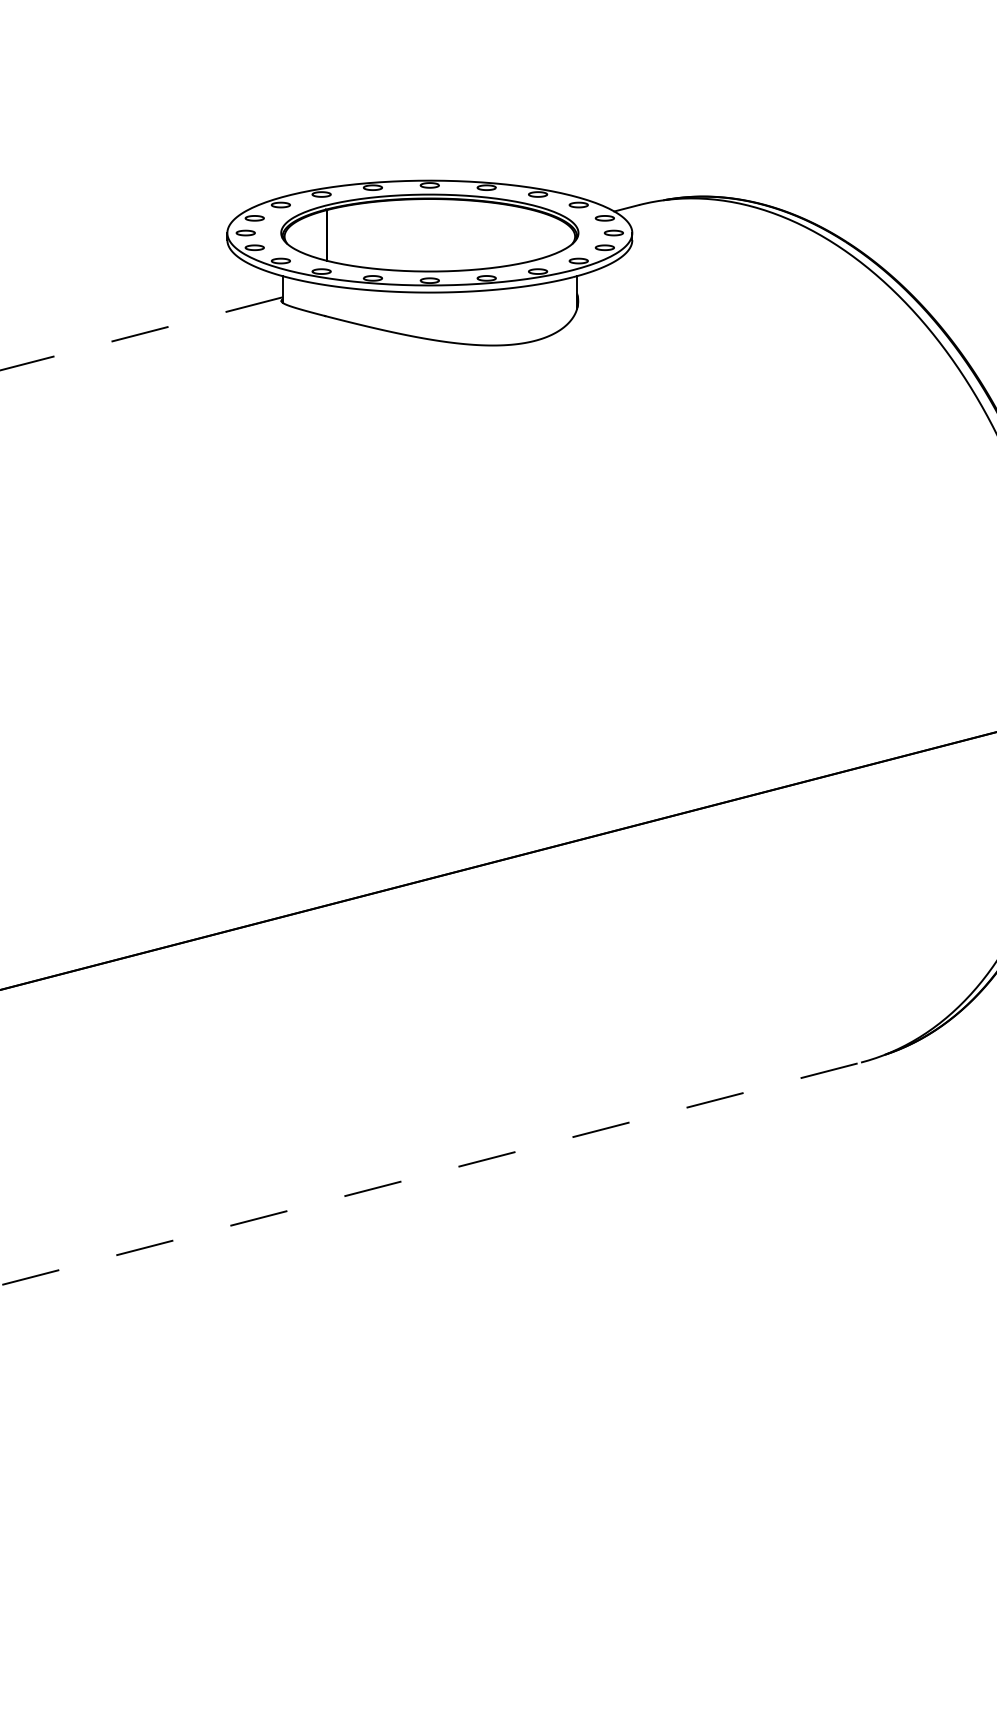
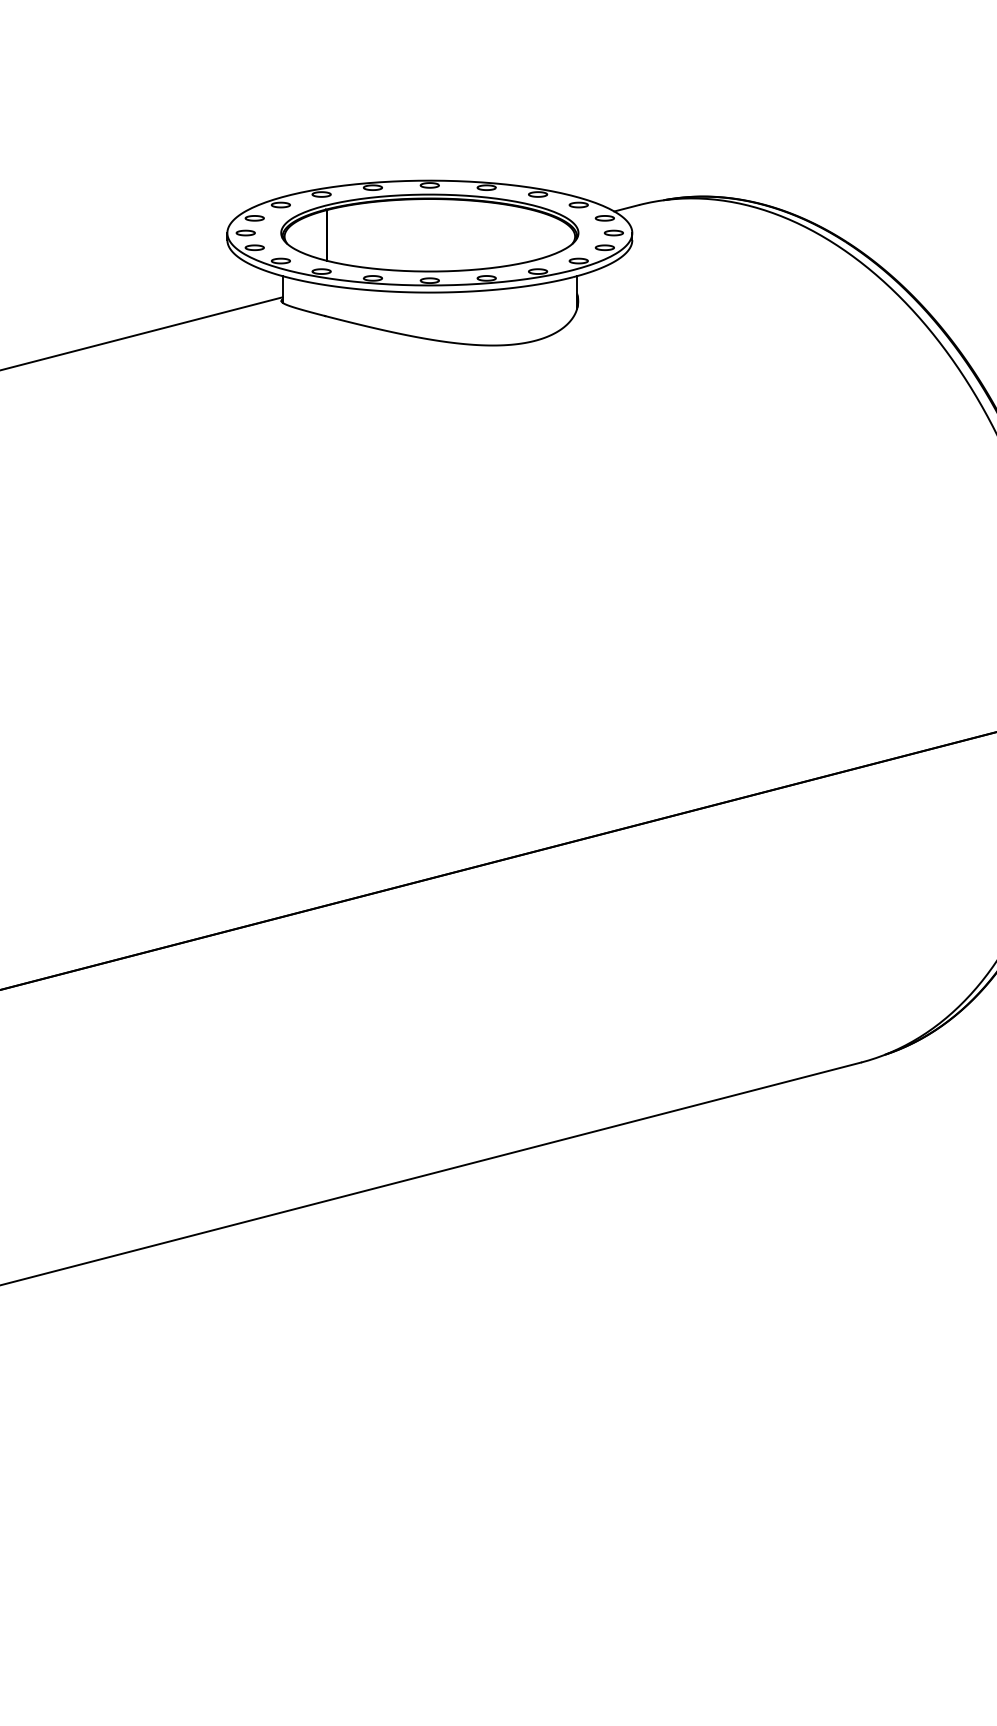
line: dashed -> solid (141, 333)
line: dashed -> solid (431, 1173)
